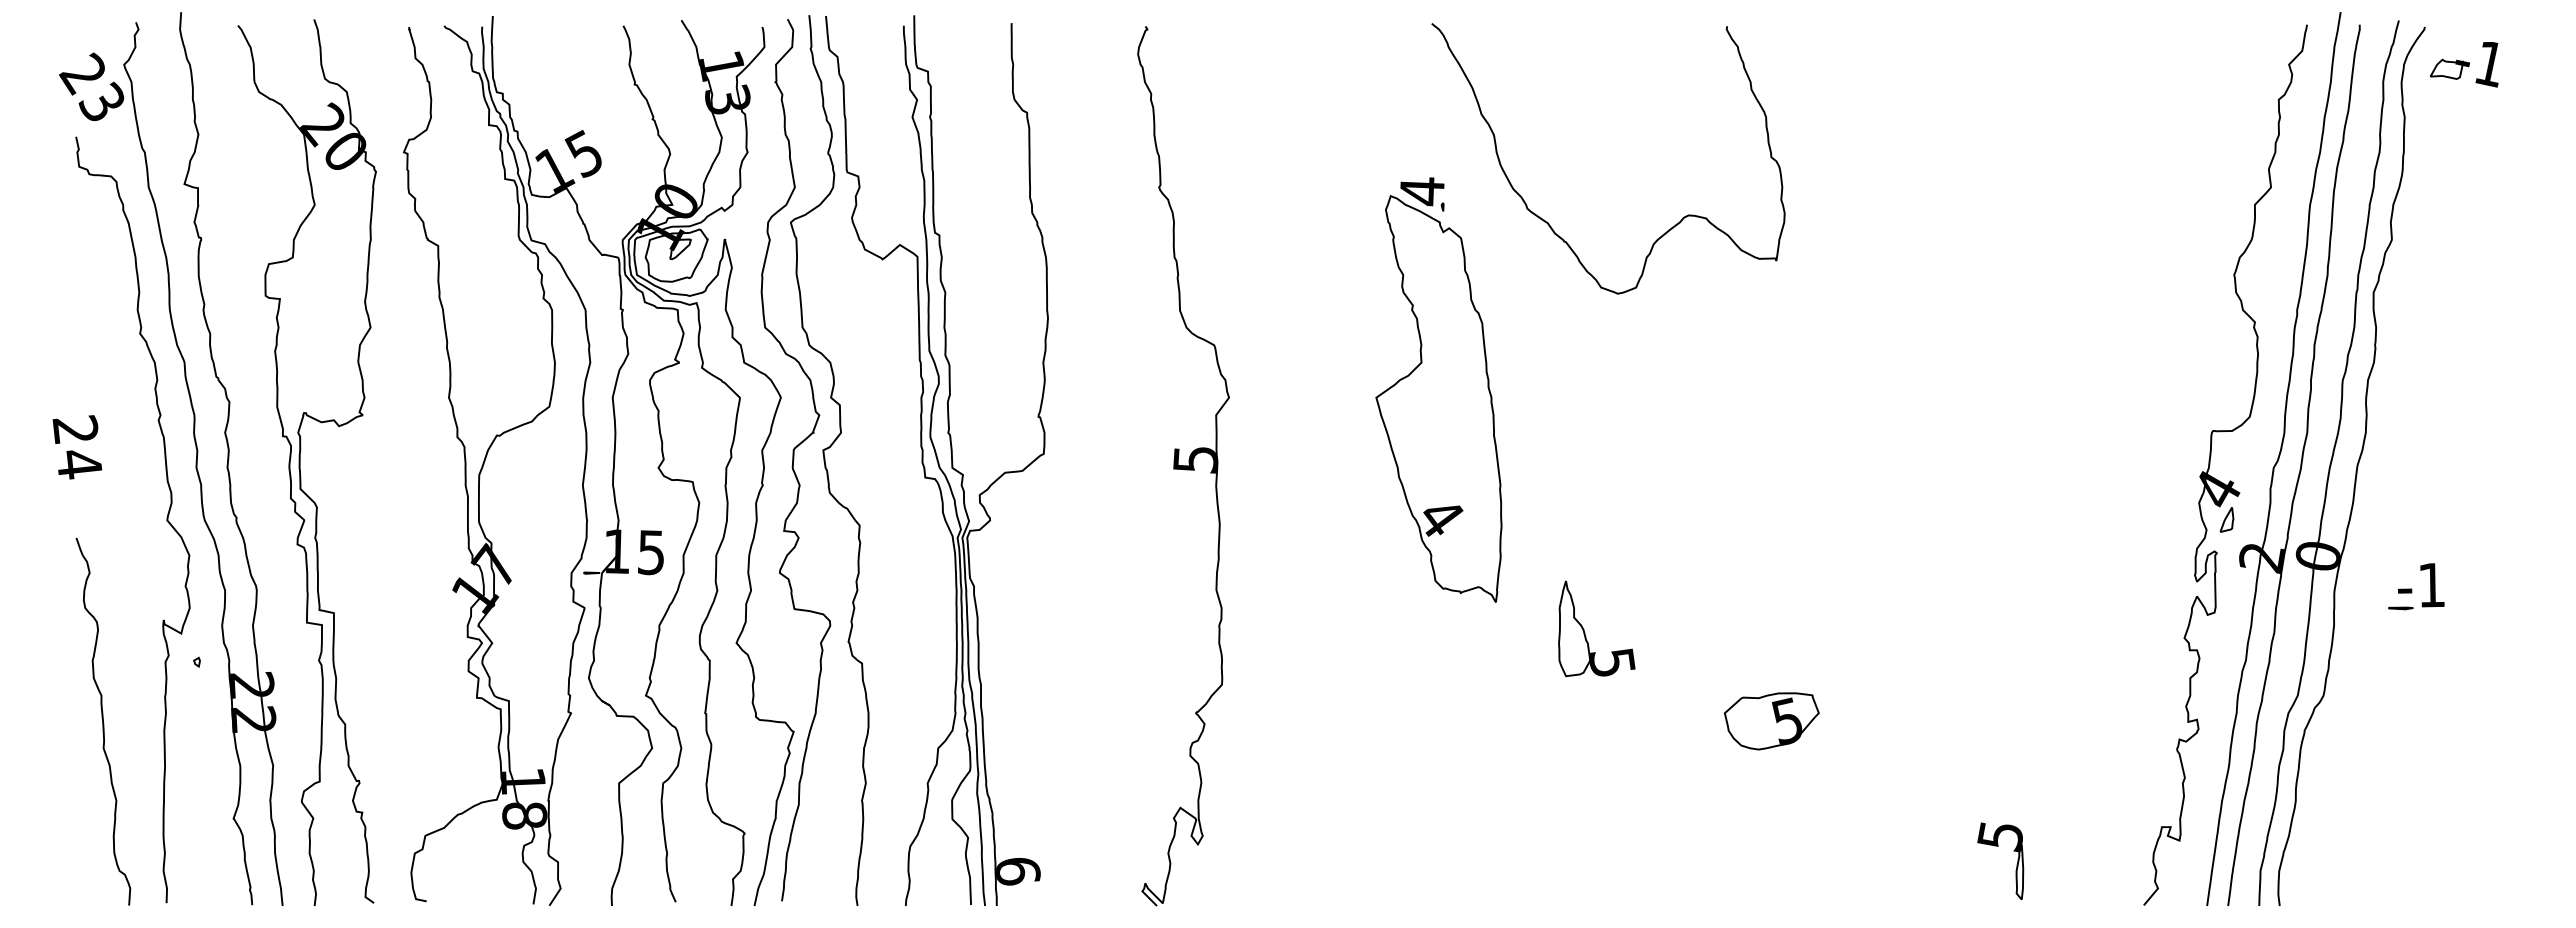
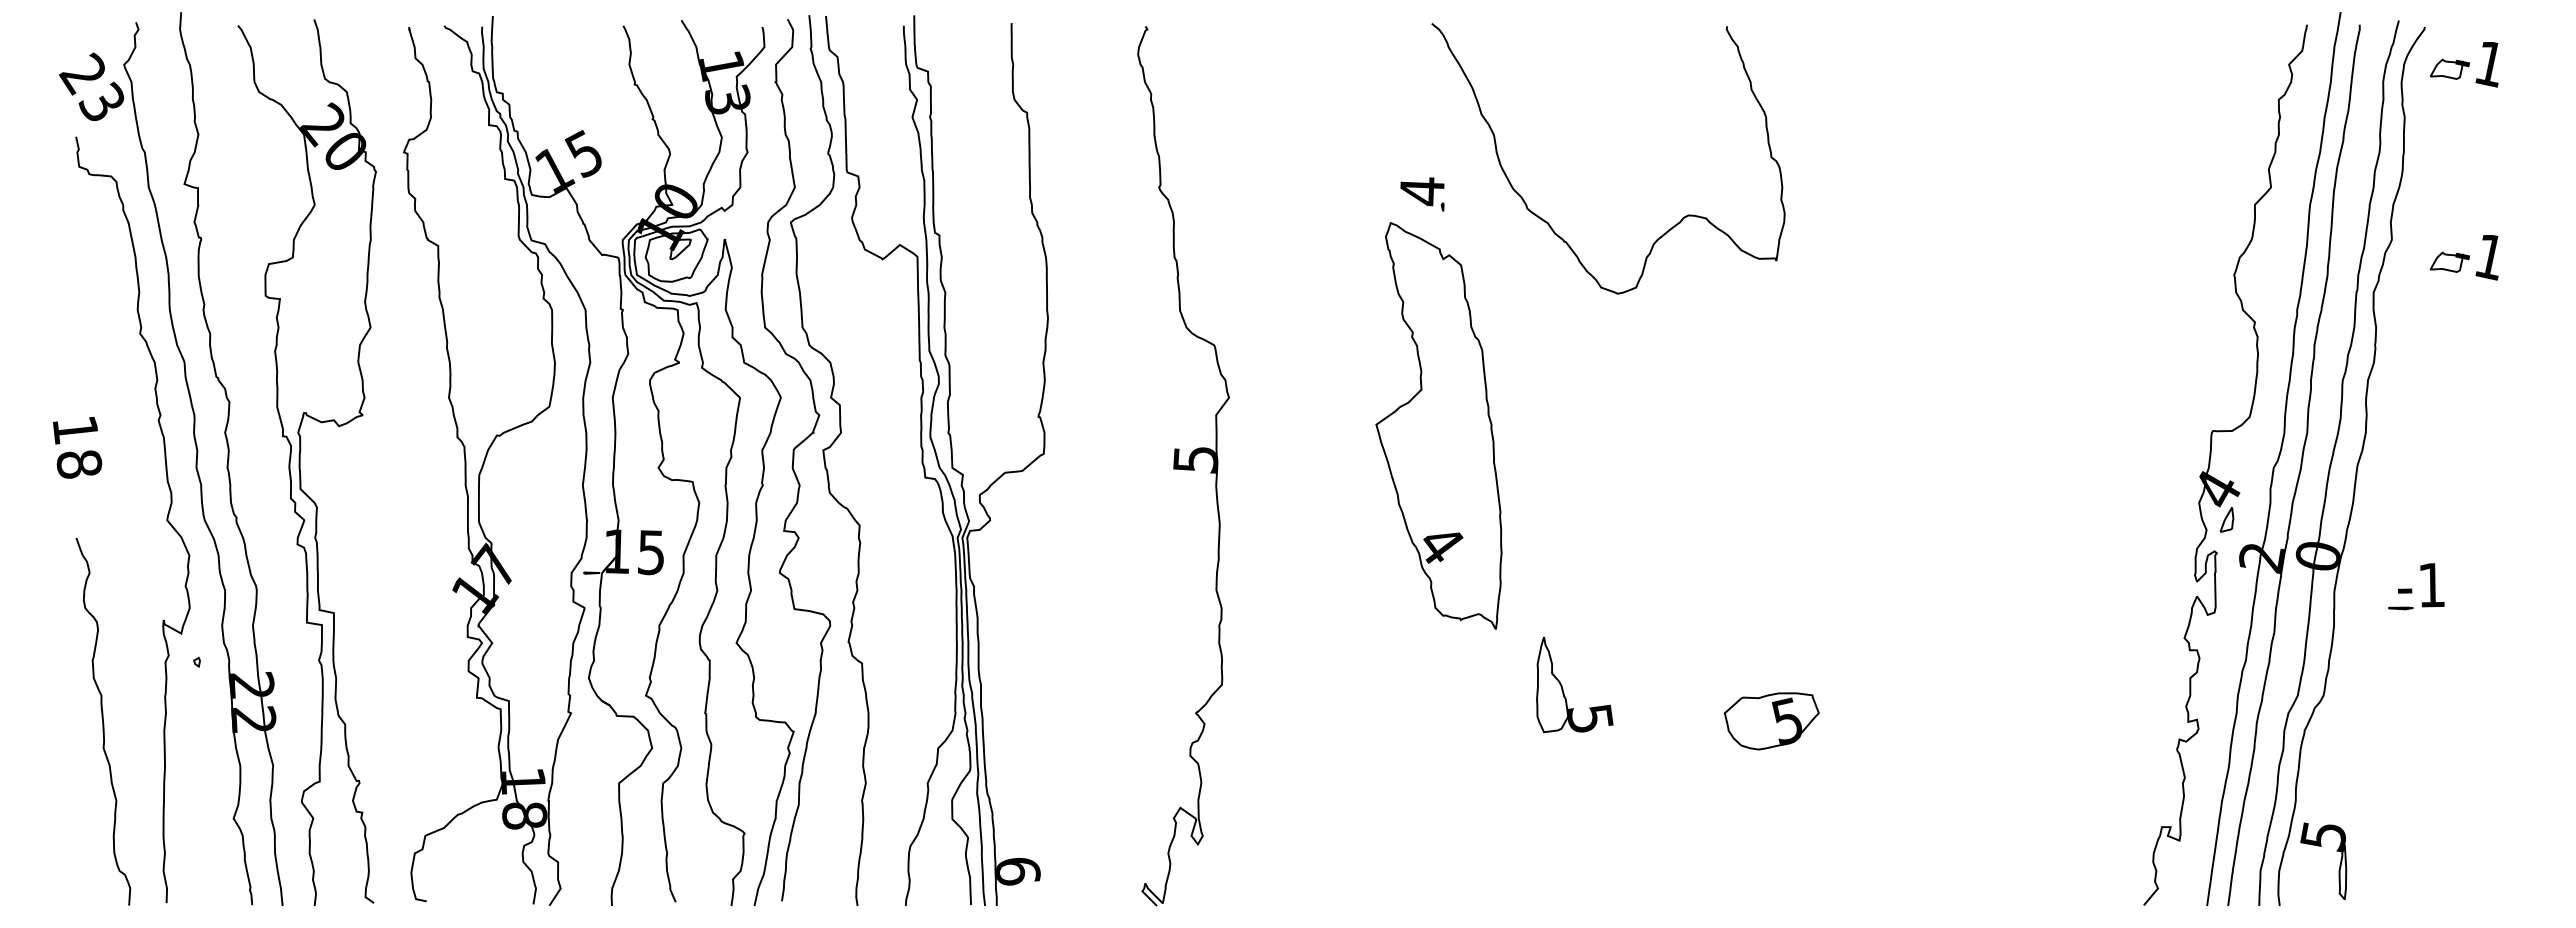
part: none -> present (2464, 257)
part position: (1438, 398) -> (1438, 425) (1438, 425)
text: 24 -> 18 (77, 447)
part position: (1585, 632) -> (1563, 688) (1563, 688)
part position: (1998, 846) -> (2321, 846) (2321, 846)
